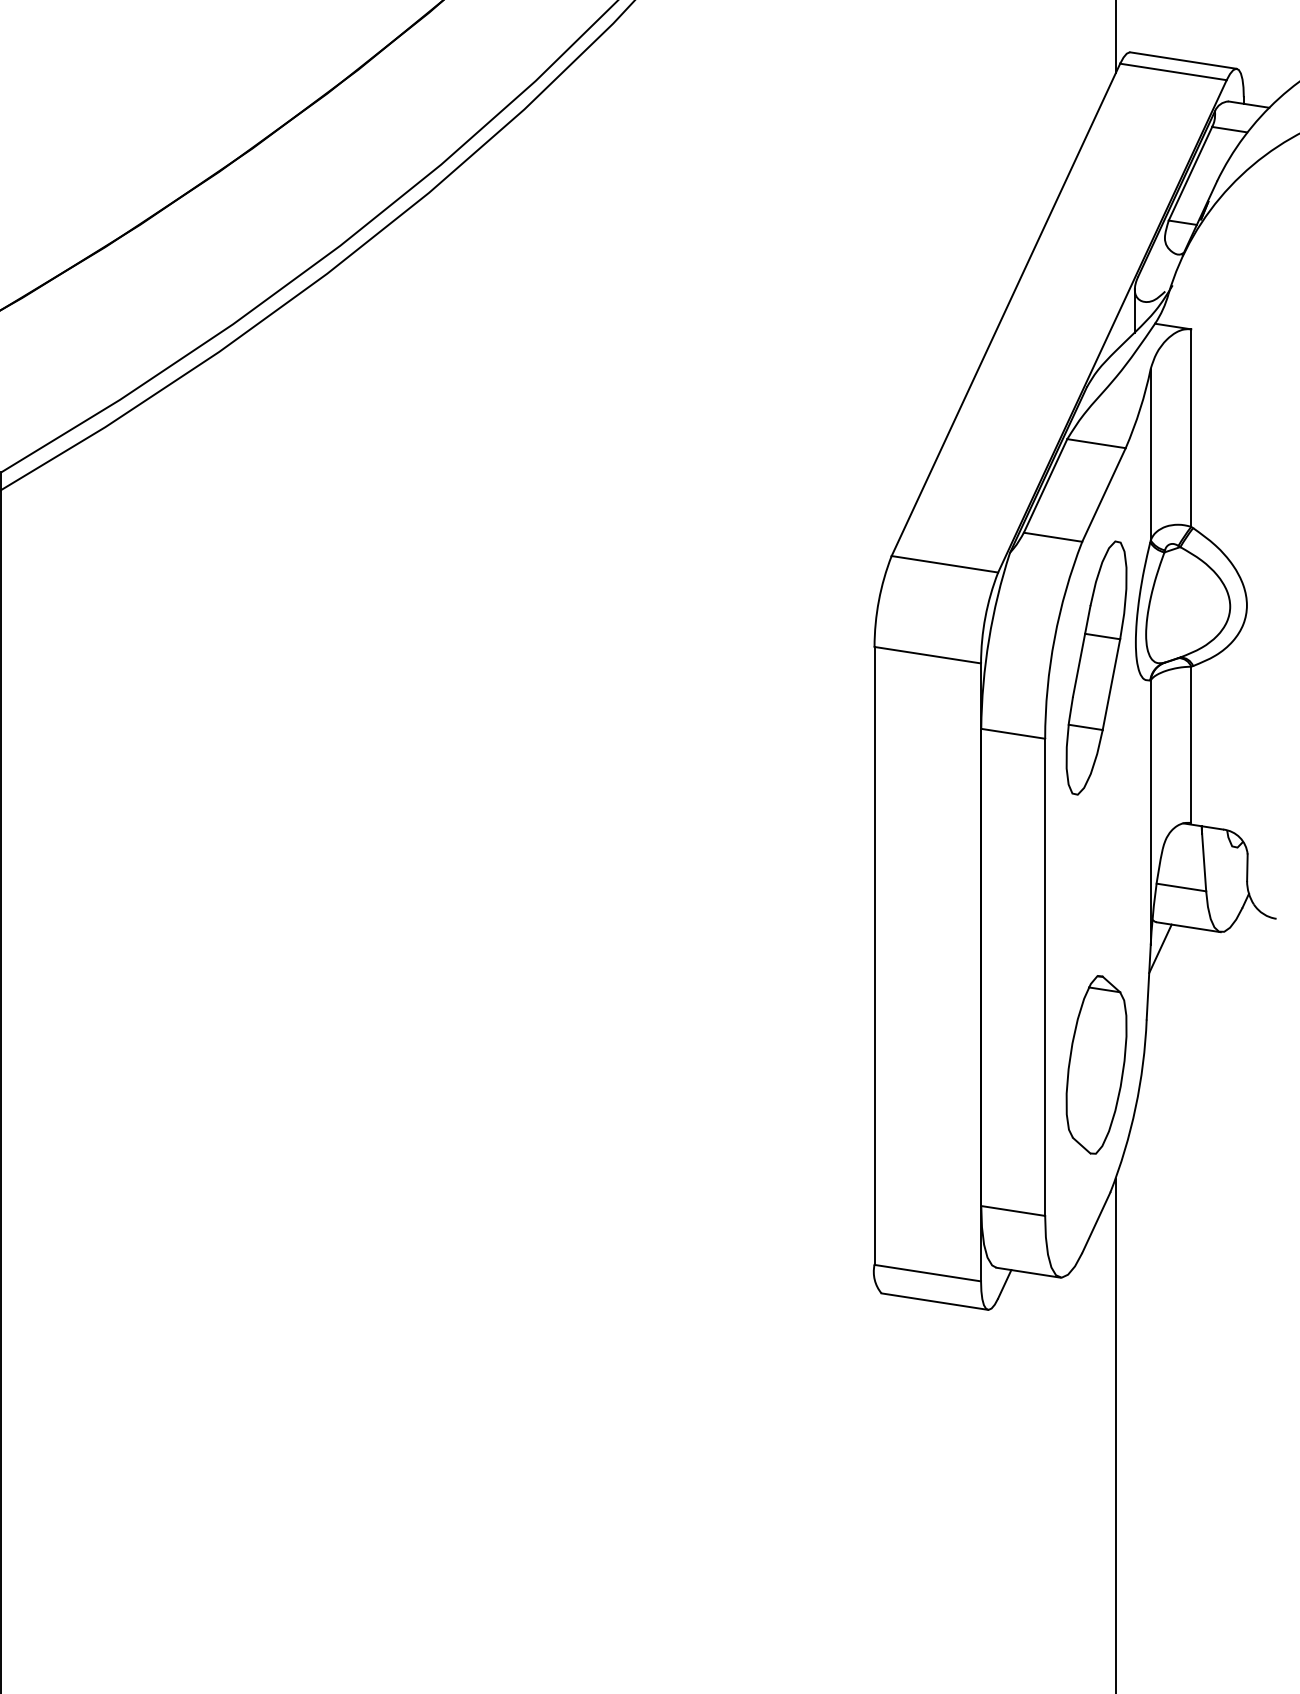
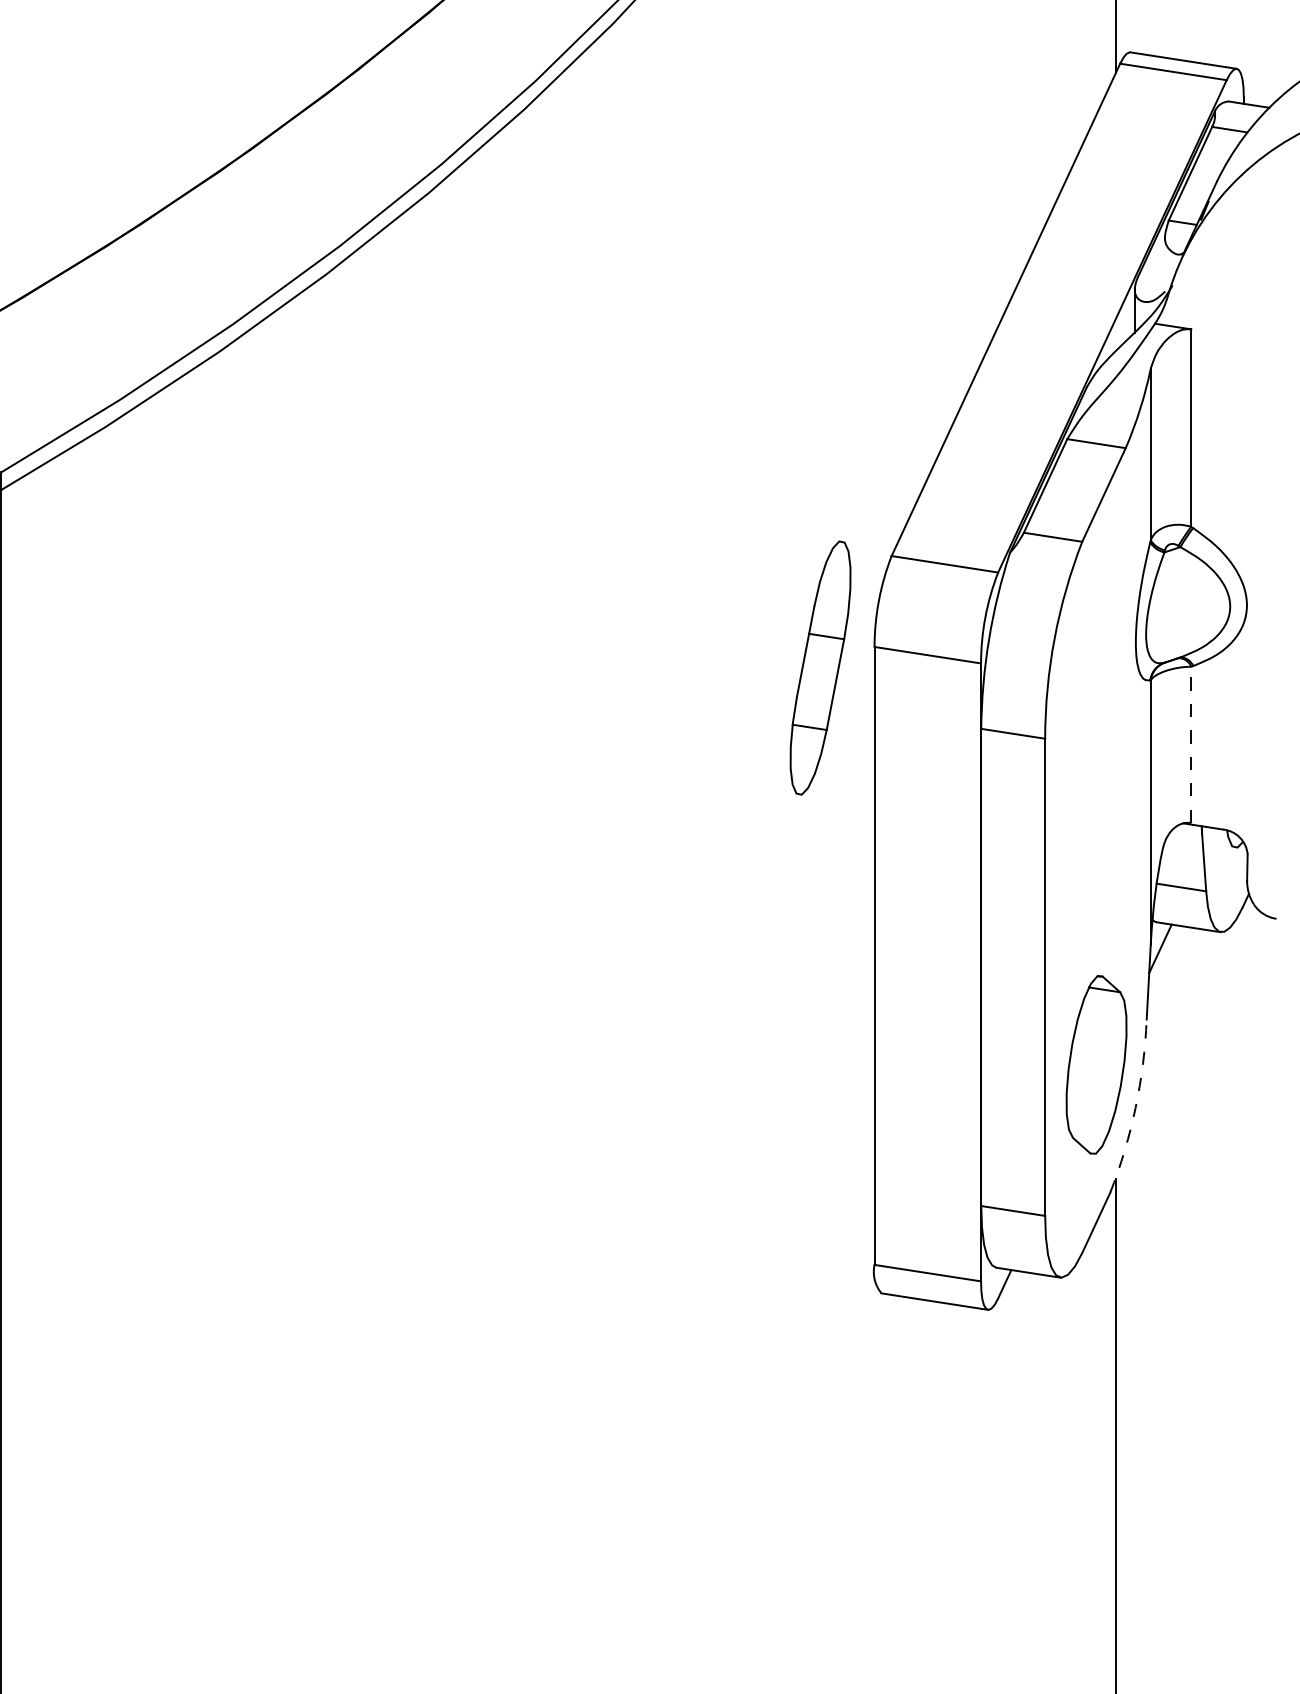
part position: (1096, 667) -> (820, 667) (820, 667)
line: solid -> dashed (1191, 744)
arc: solid -> dashed (1135, 1107)
